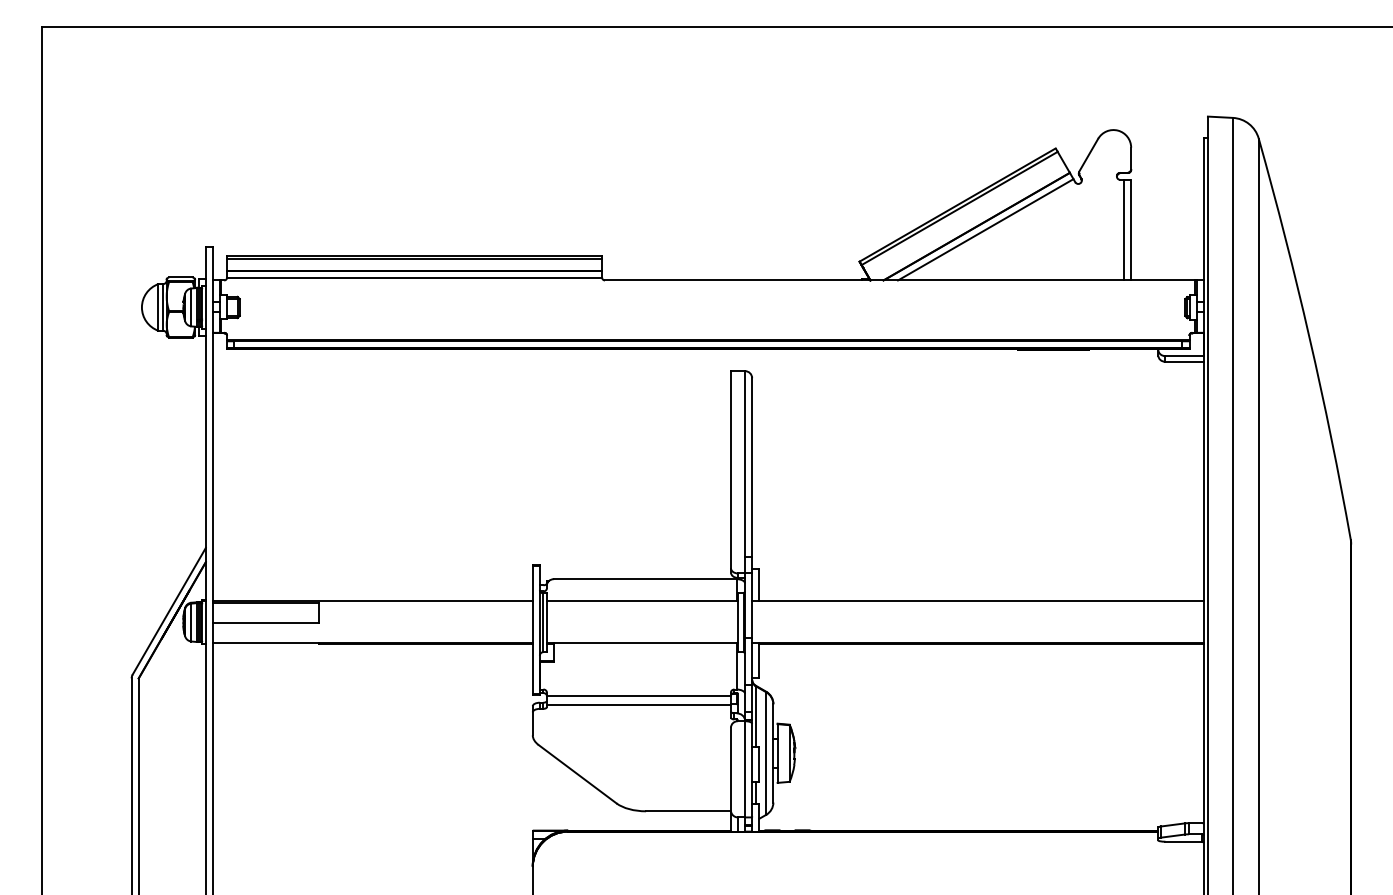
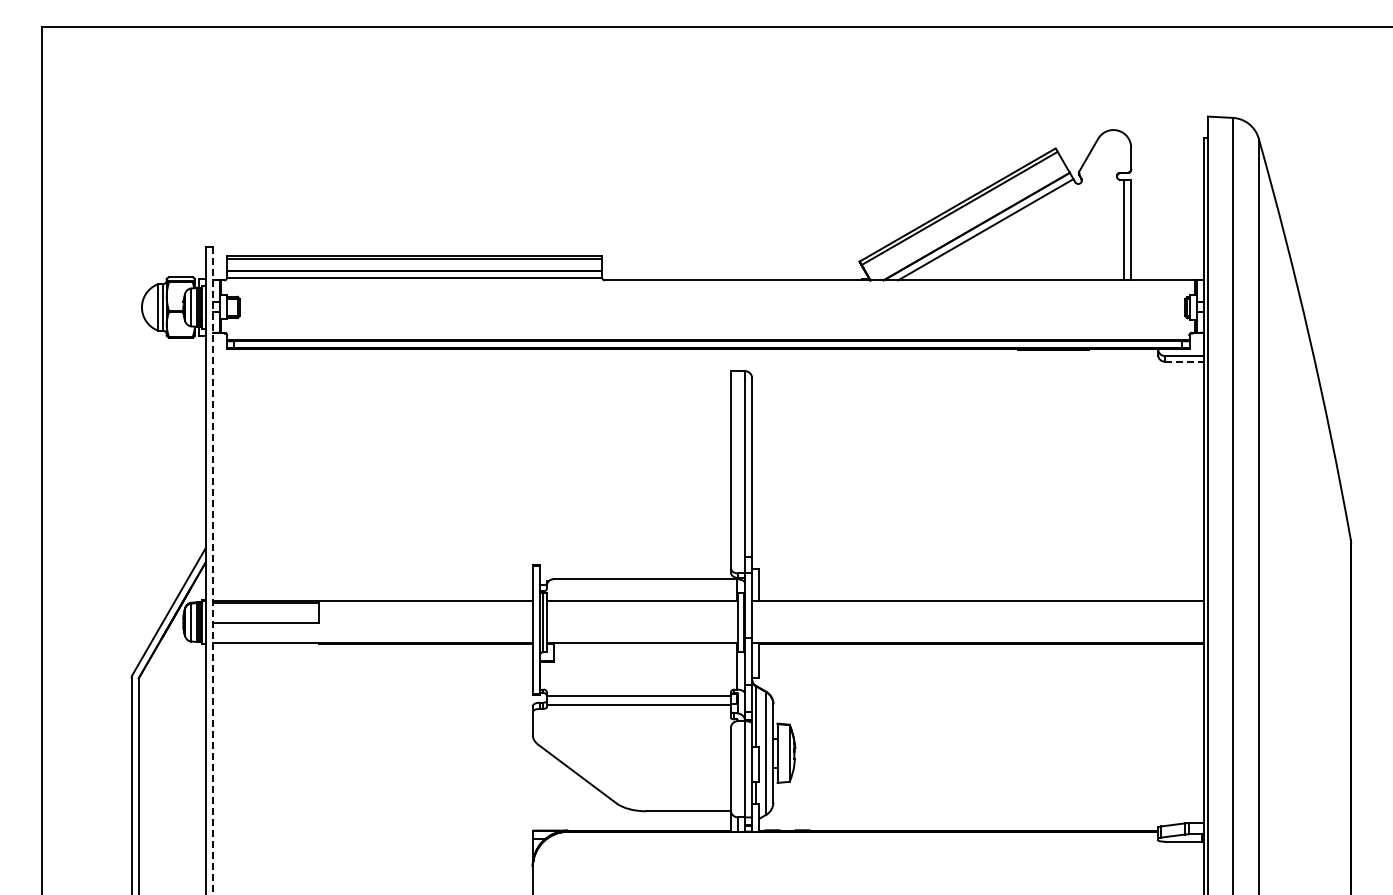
line: solid -> dashed (1185, 361)
line: solid -> dashed (212, 571)
